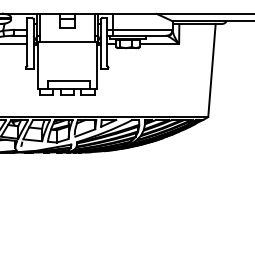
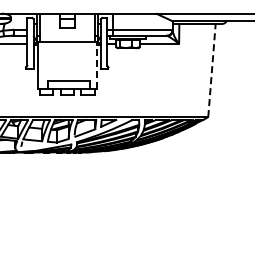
line: solid -> dashed (96, 67)
line: solid -> dashed (211, 70)
